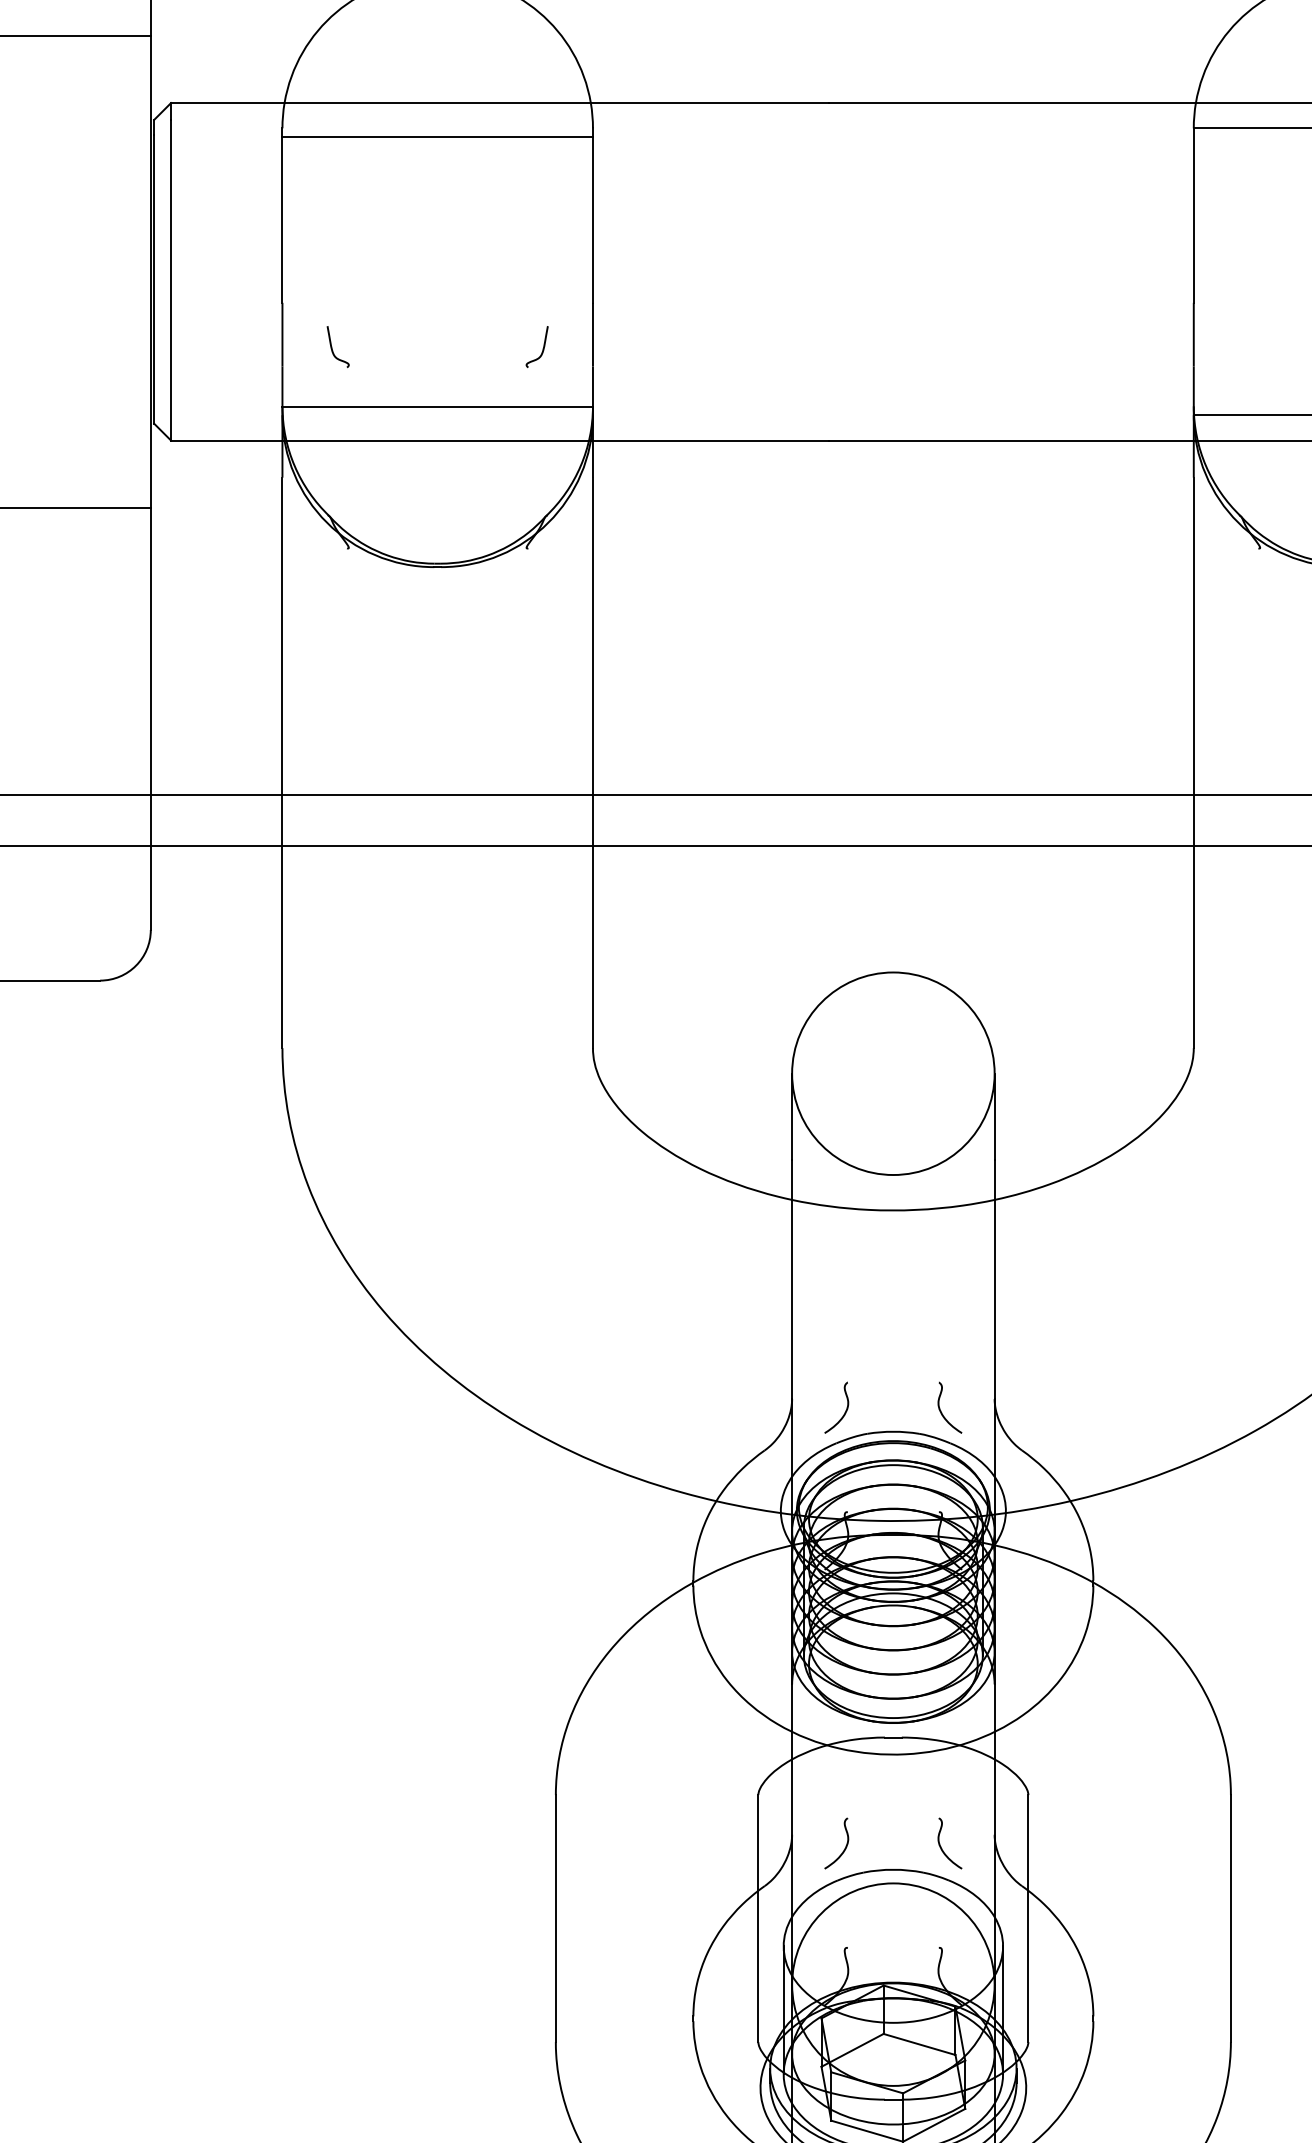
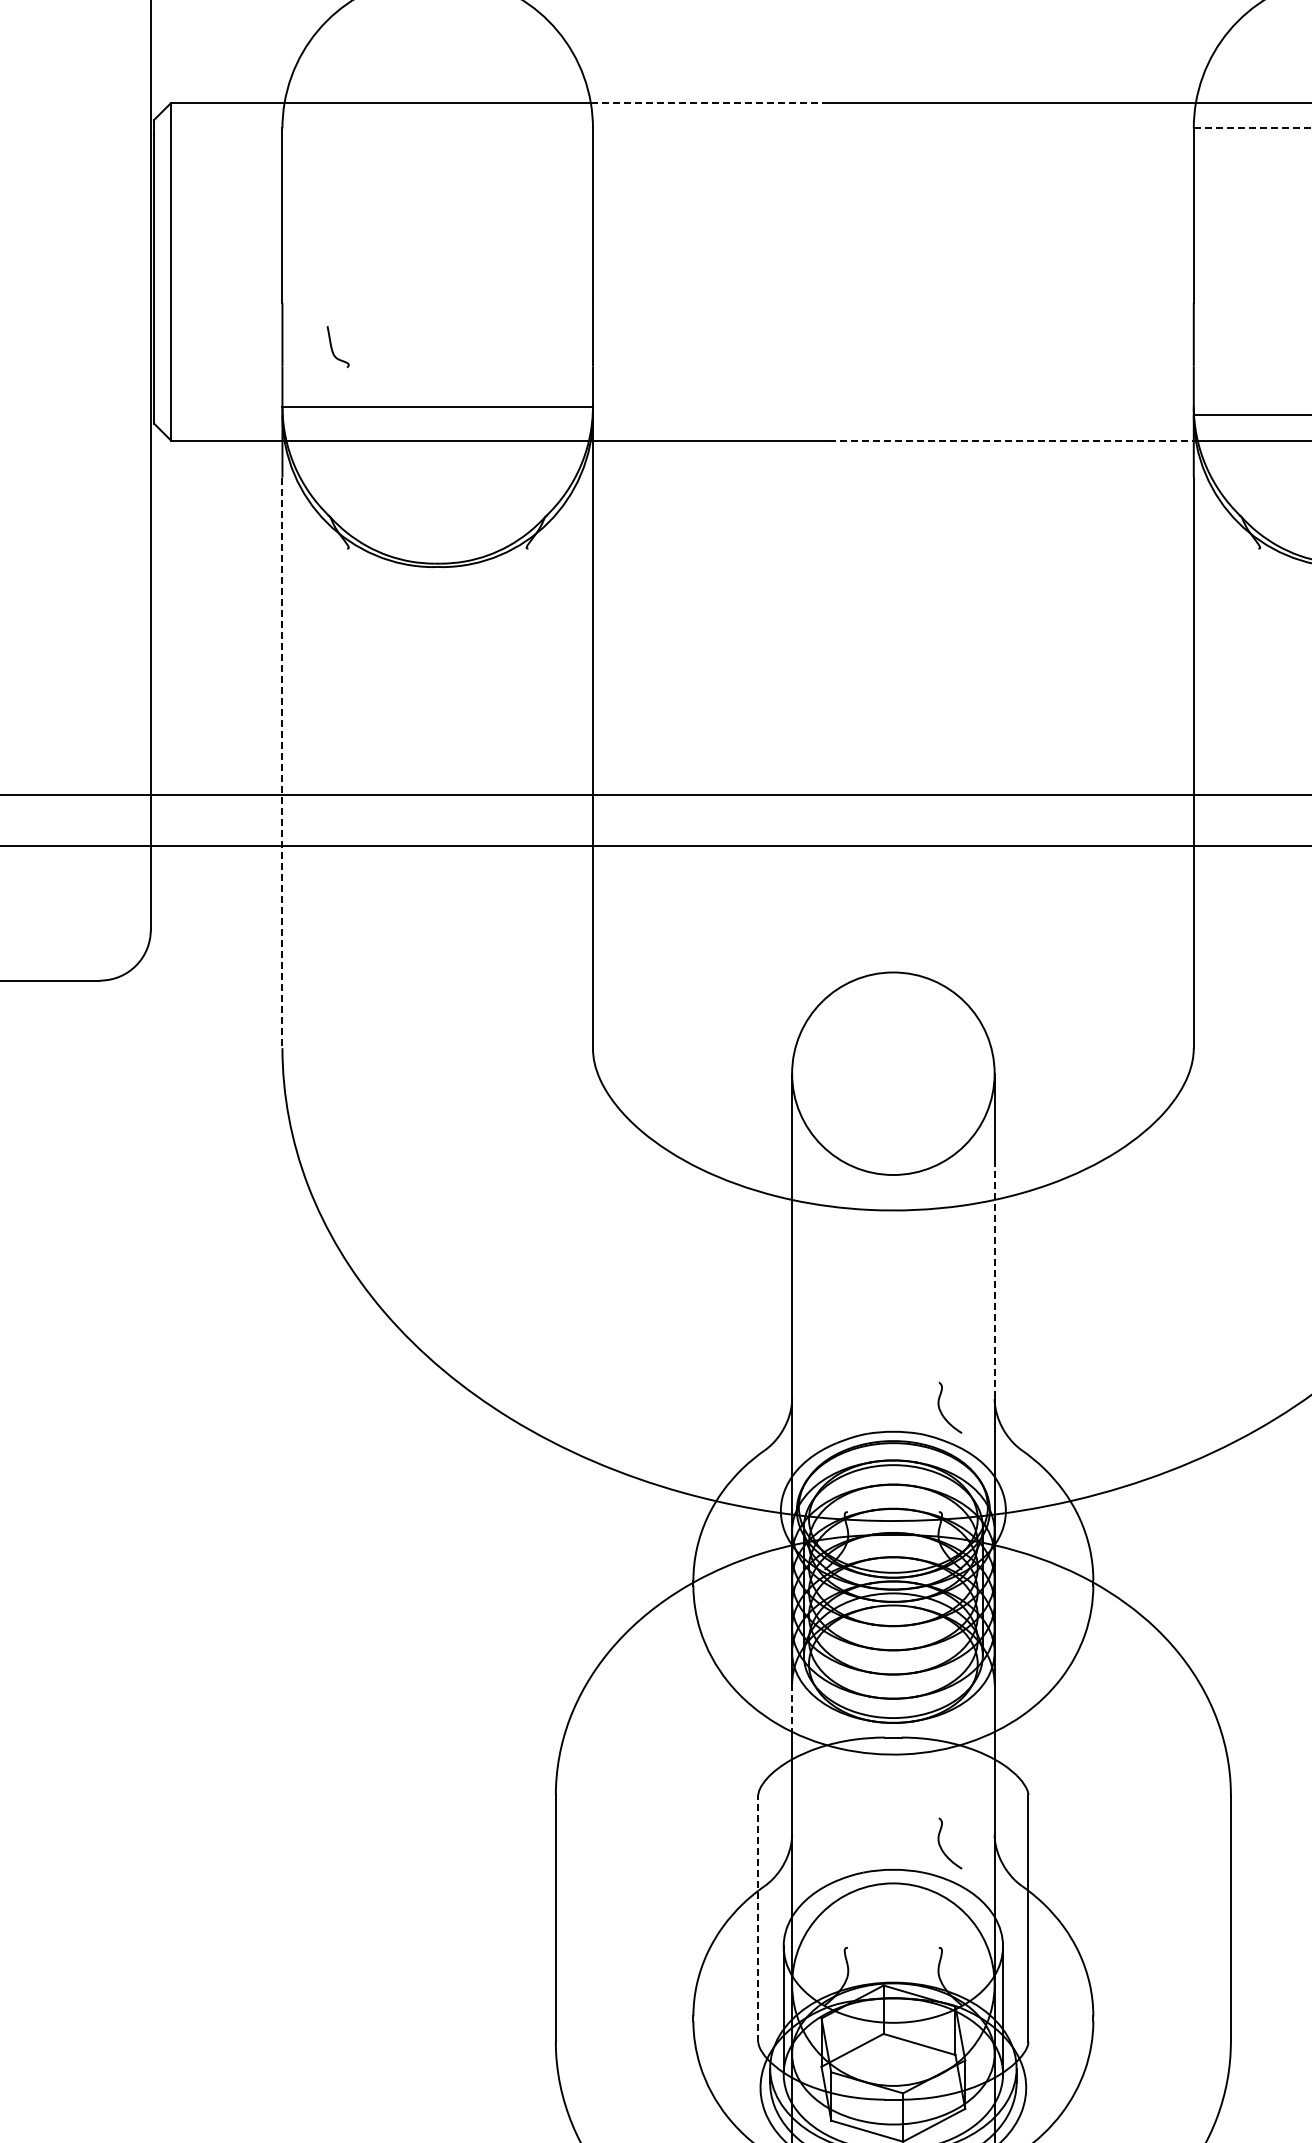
line: present -> none (76, 35)
line: solid -> dashed (710, 103)
line: solid -> dashed (1252, 128)
line: present -> none (437, 136)
curve: present -> none (542, 348)
line: solid -> dashed (1012, 440)
line: present -> none (76, 508)
line: solid -> dashed (282, 763)
line: solid -> dashed (994, 1279)
curve: present -> none (844, 1412)
line: solid -> dashed (792, 1708)
curve: present -> none (845, 1845)
line: solid -> dashed (758, 1918)
